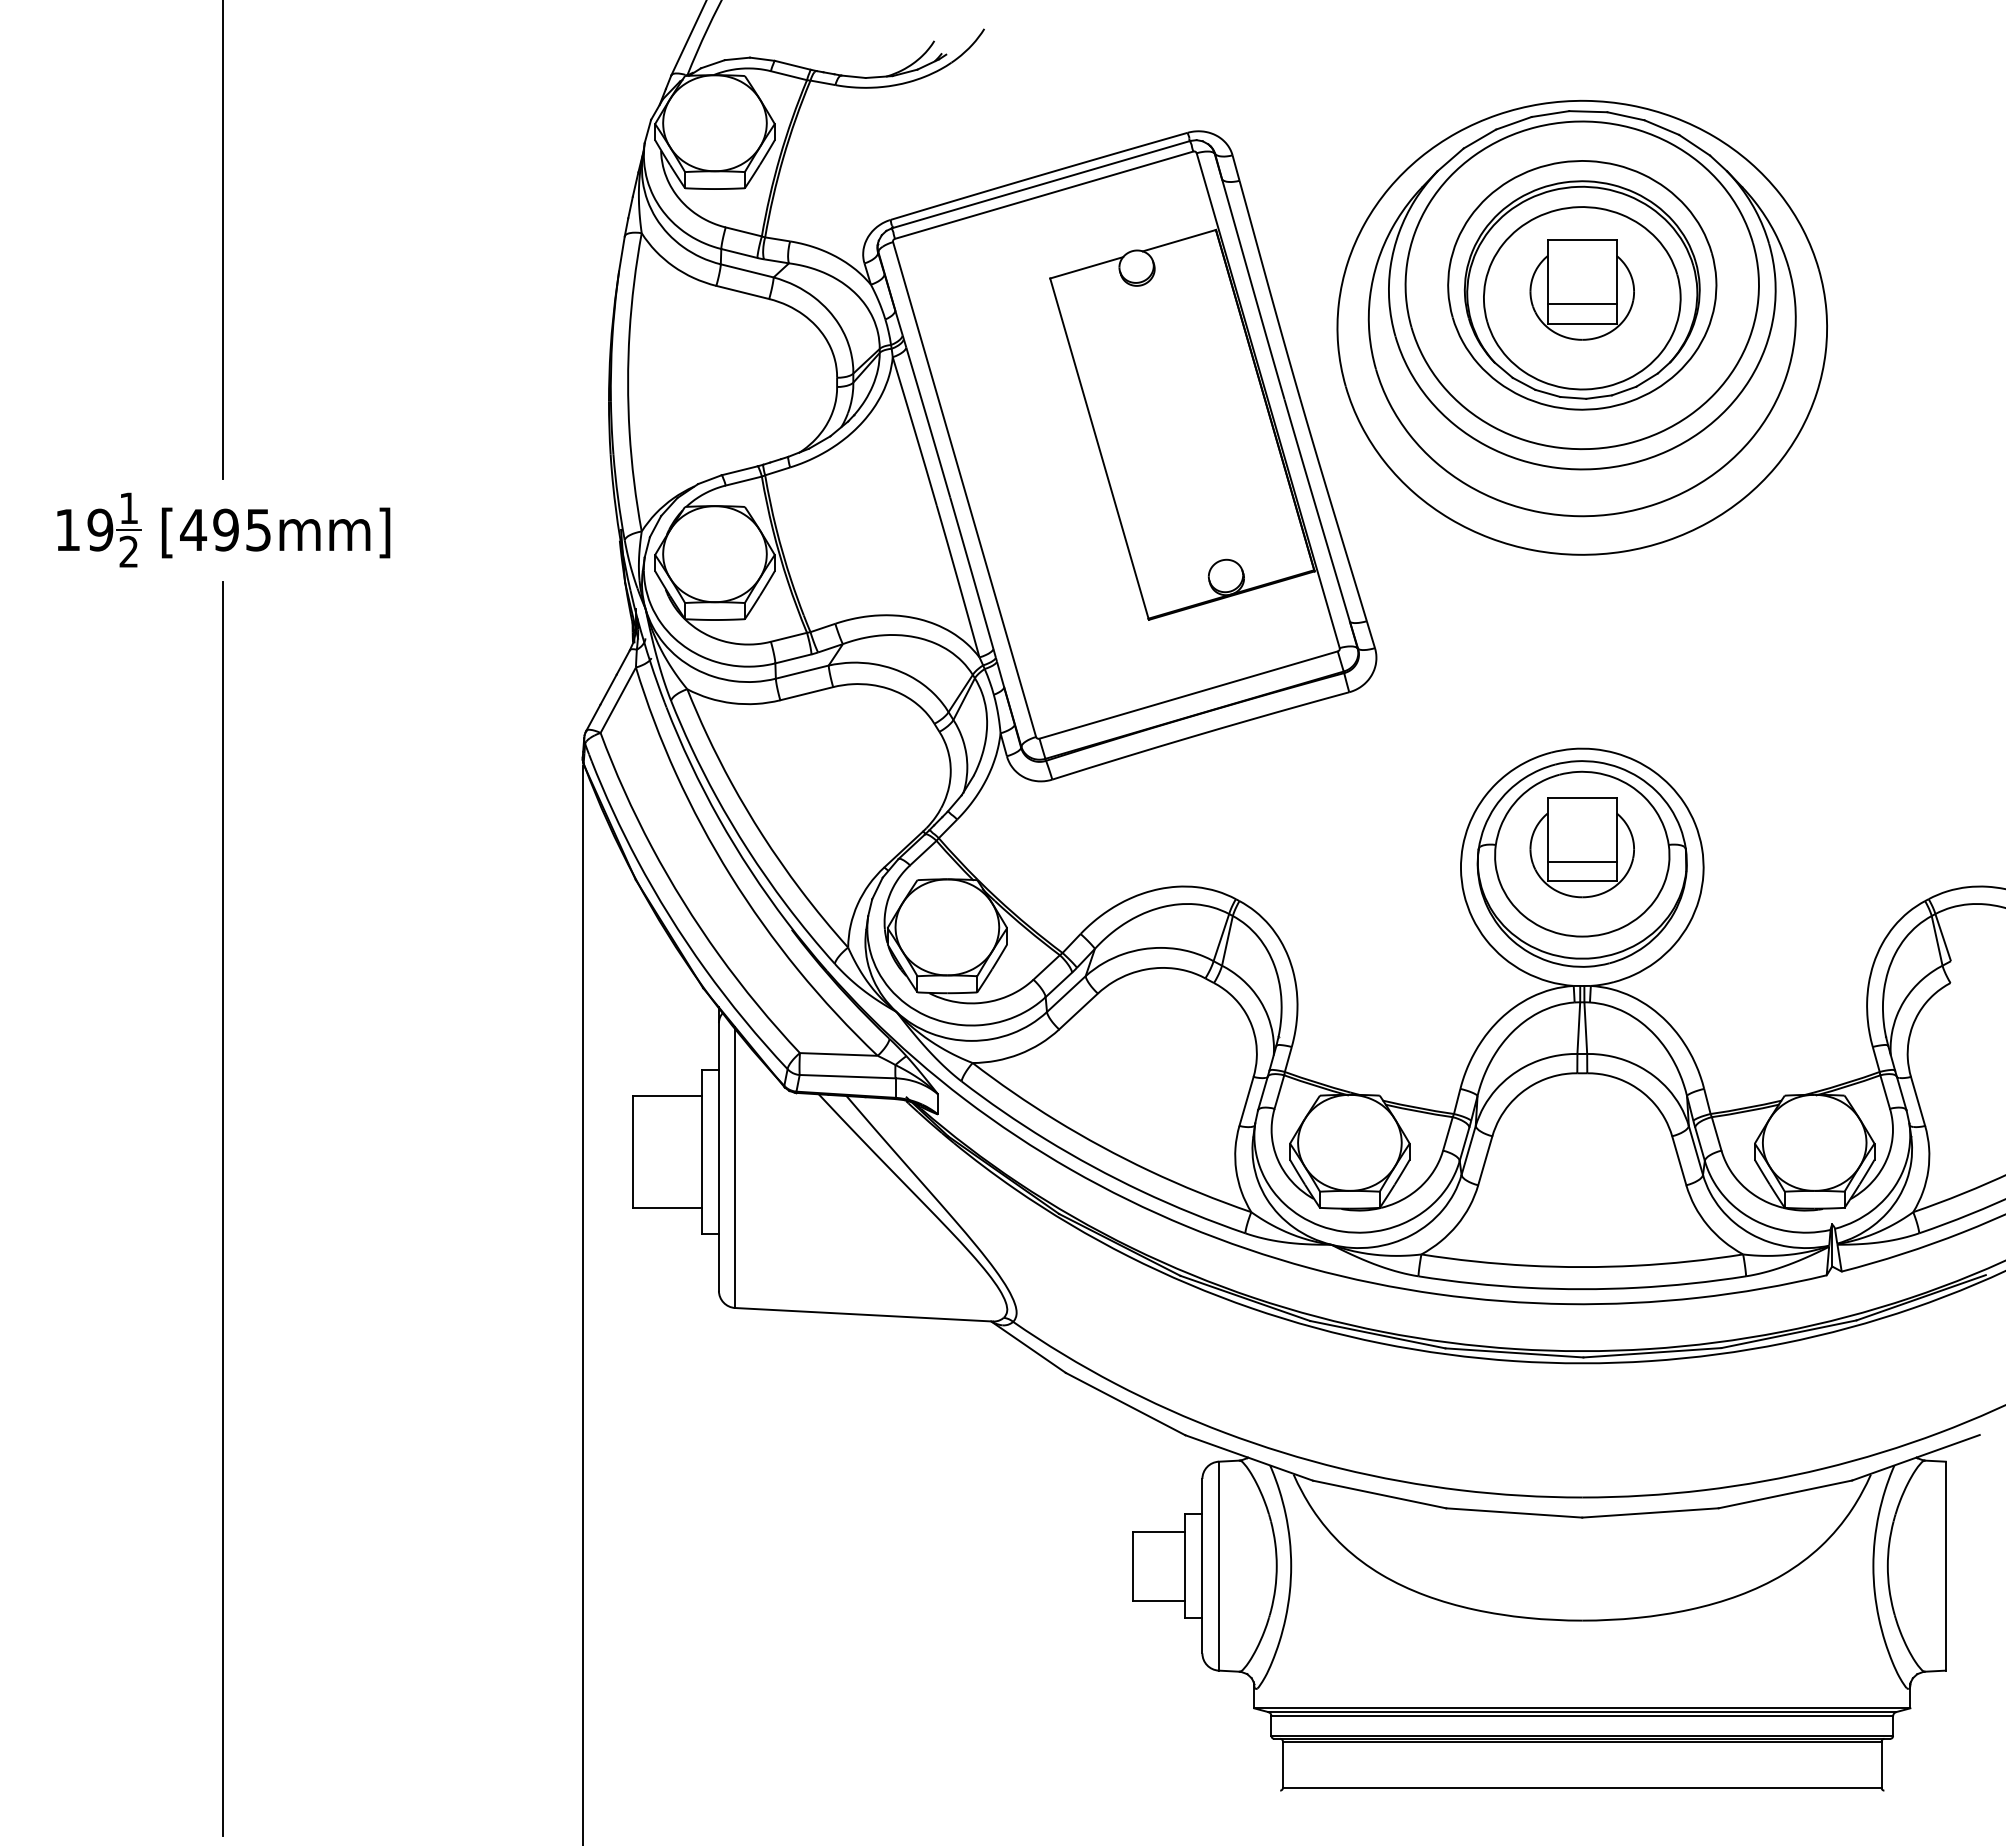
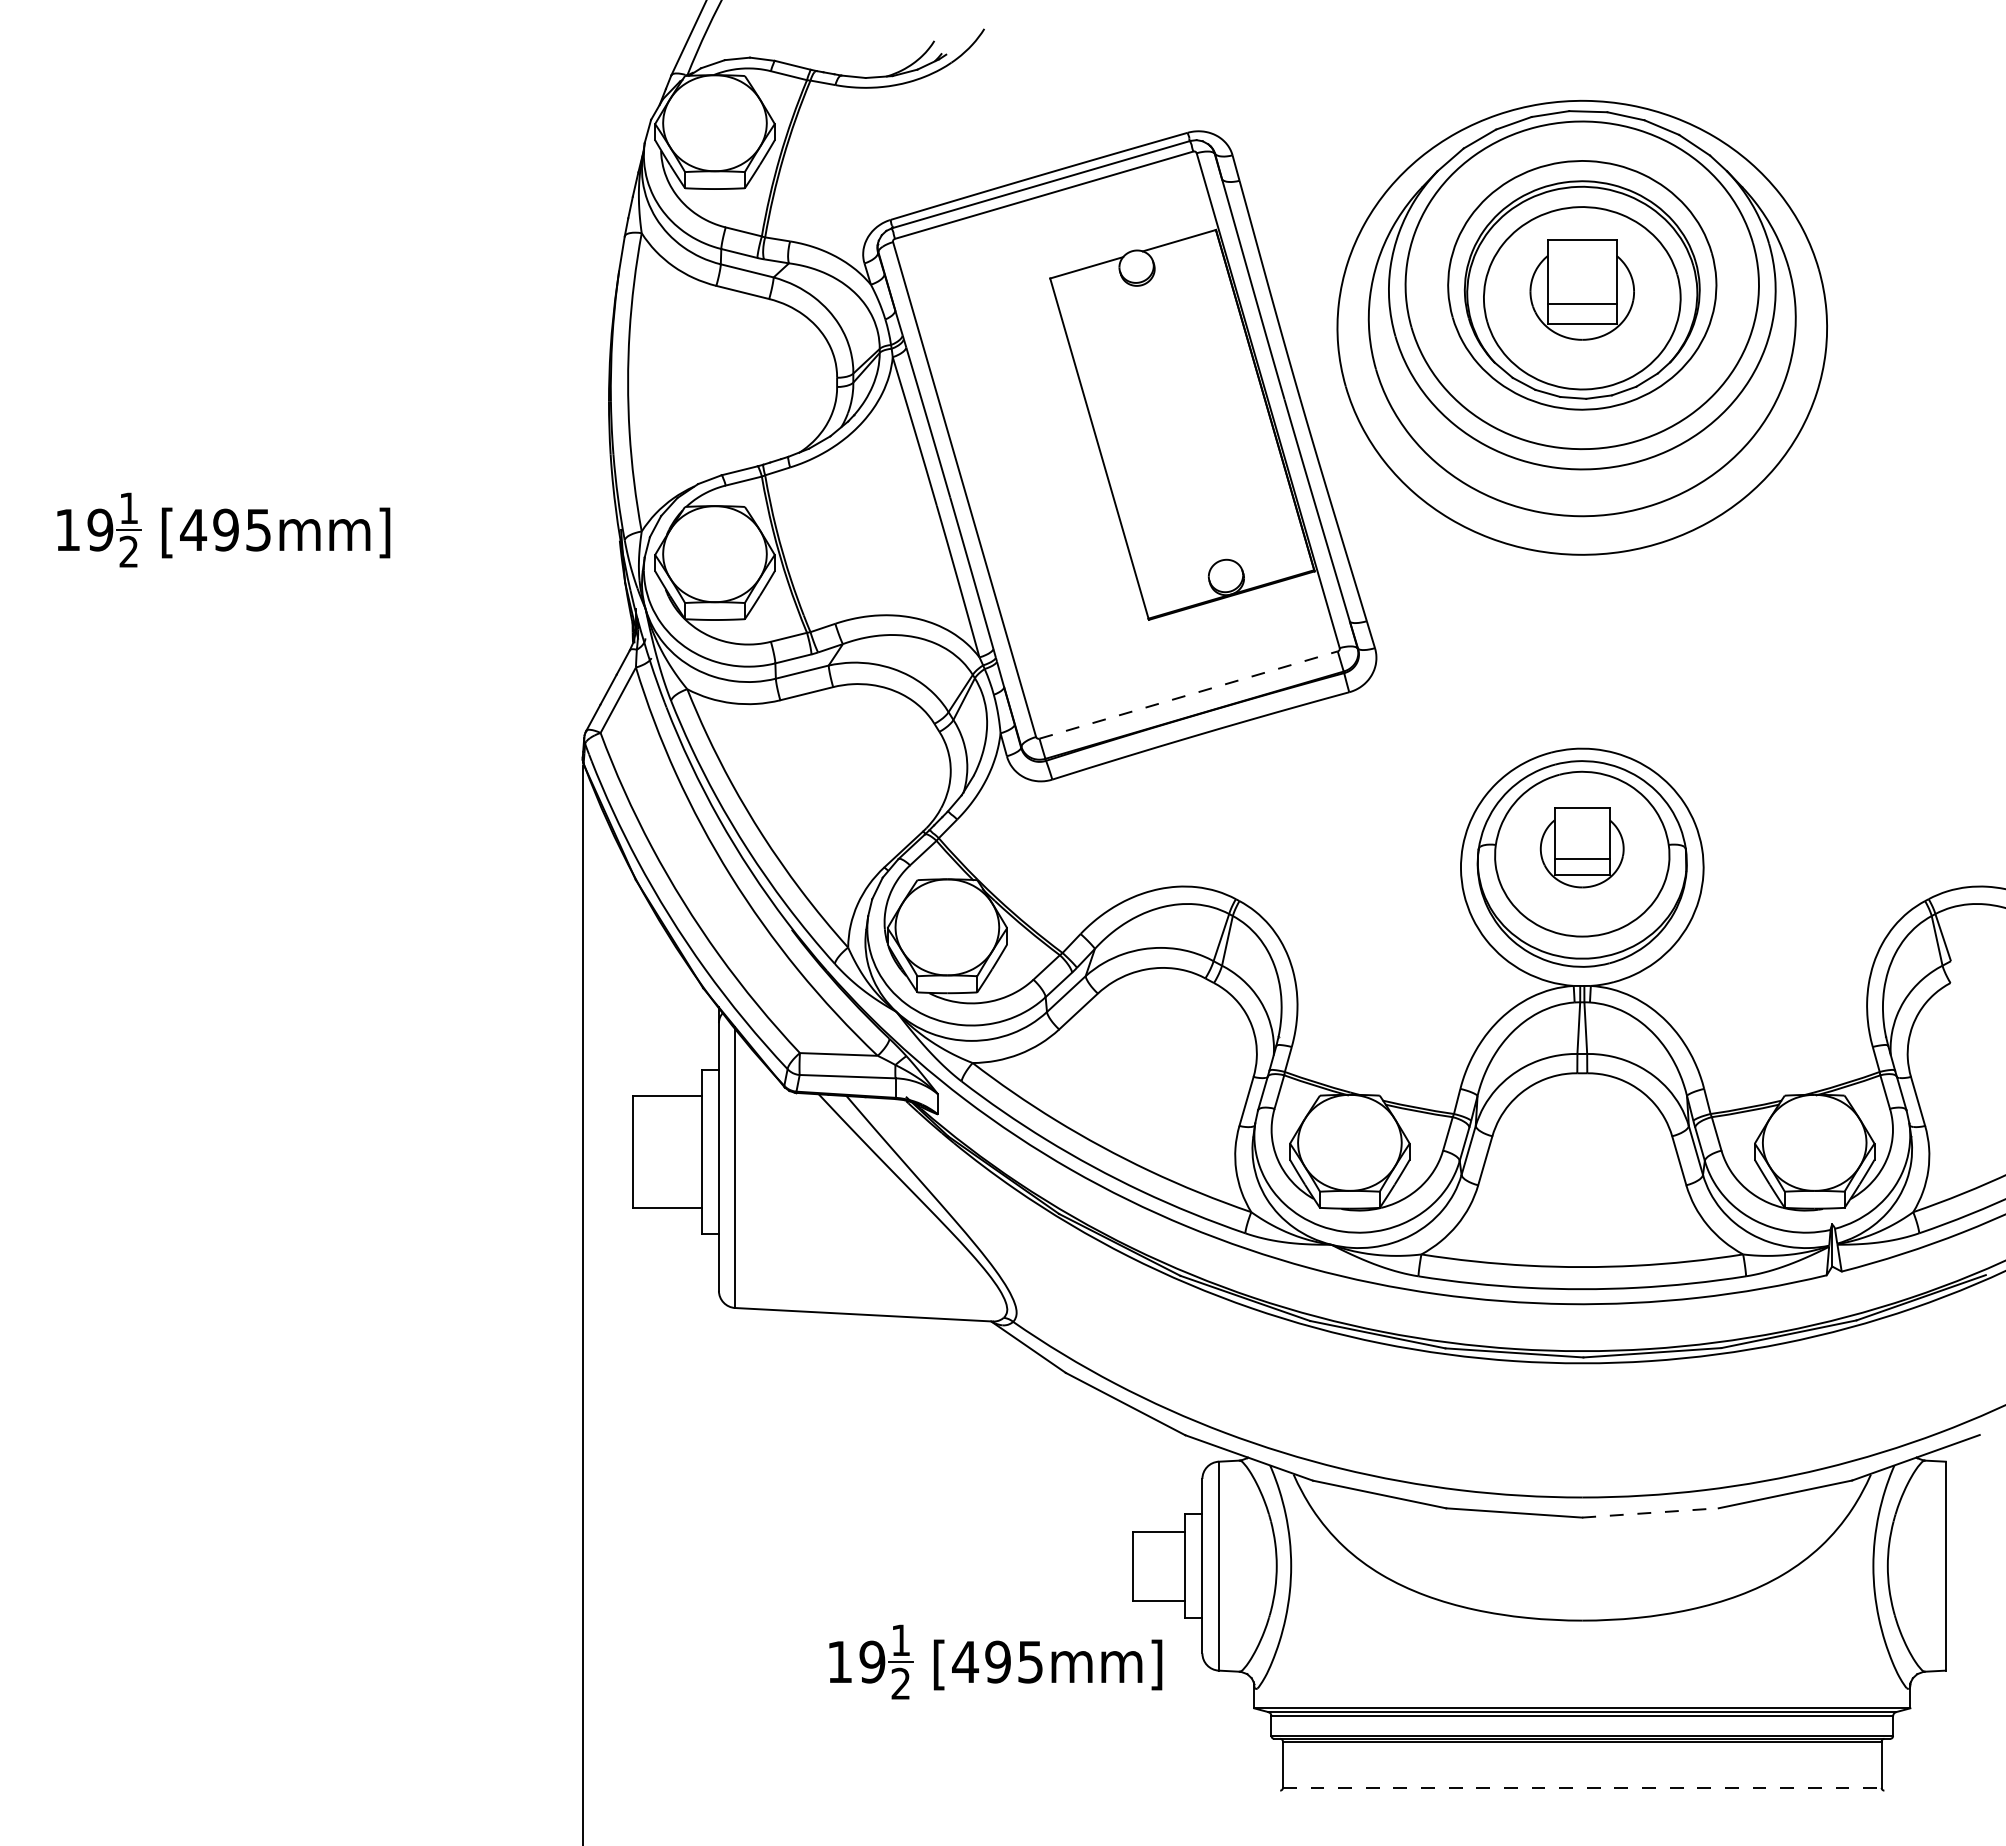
line: present -> none (223, 240)
line: solid -> dashed (1189, 694)
part size: 106x102 px -> 86x82 px (1581, 847)
line: present -> none (223, 1208)
line: solid -> dashed (1650, 1512)
part: none -> present (995, 1661)
line: solid -> dashed (1582, 1787)
